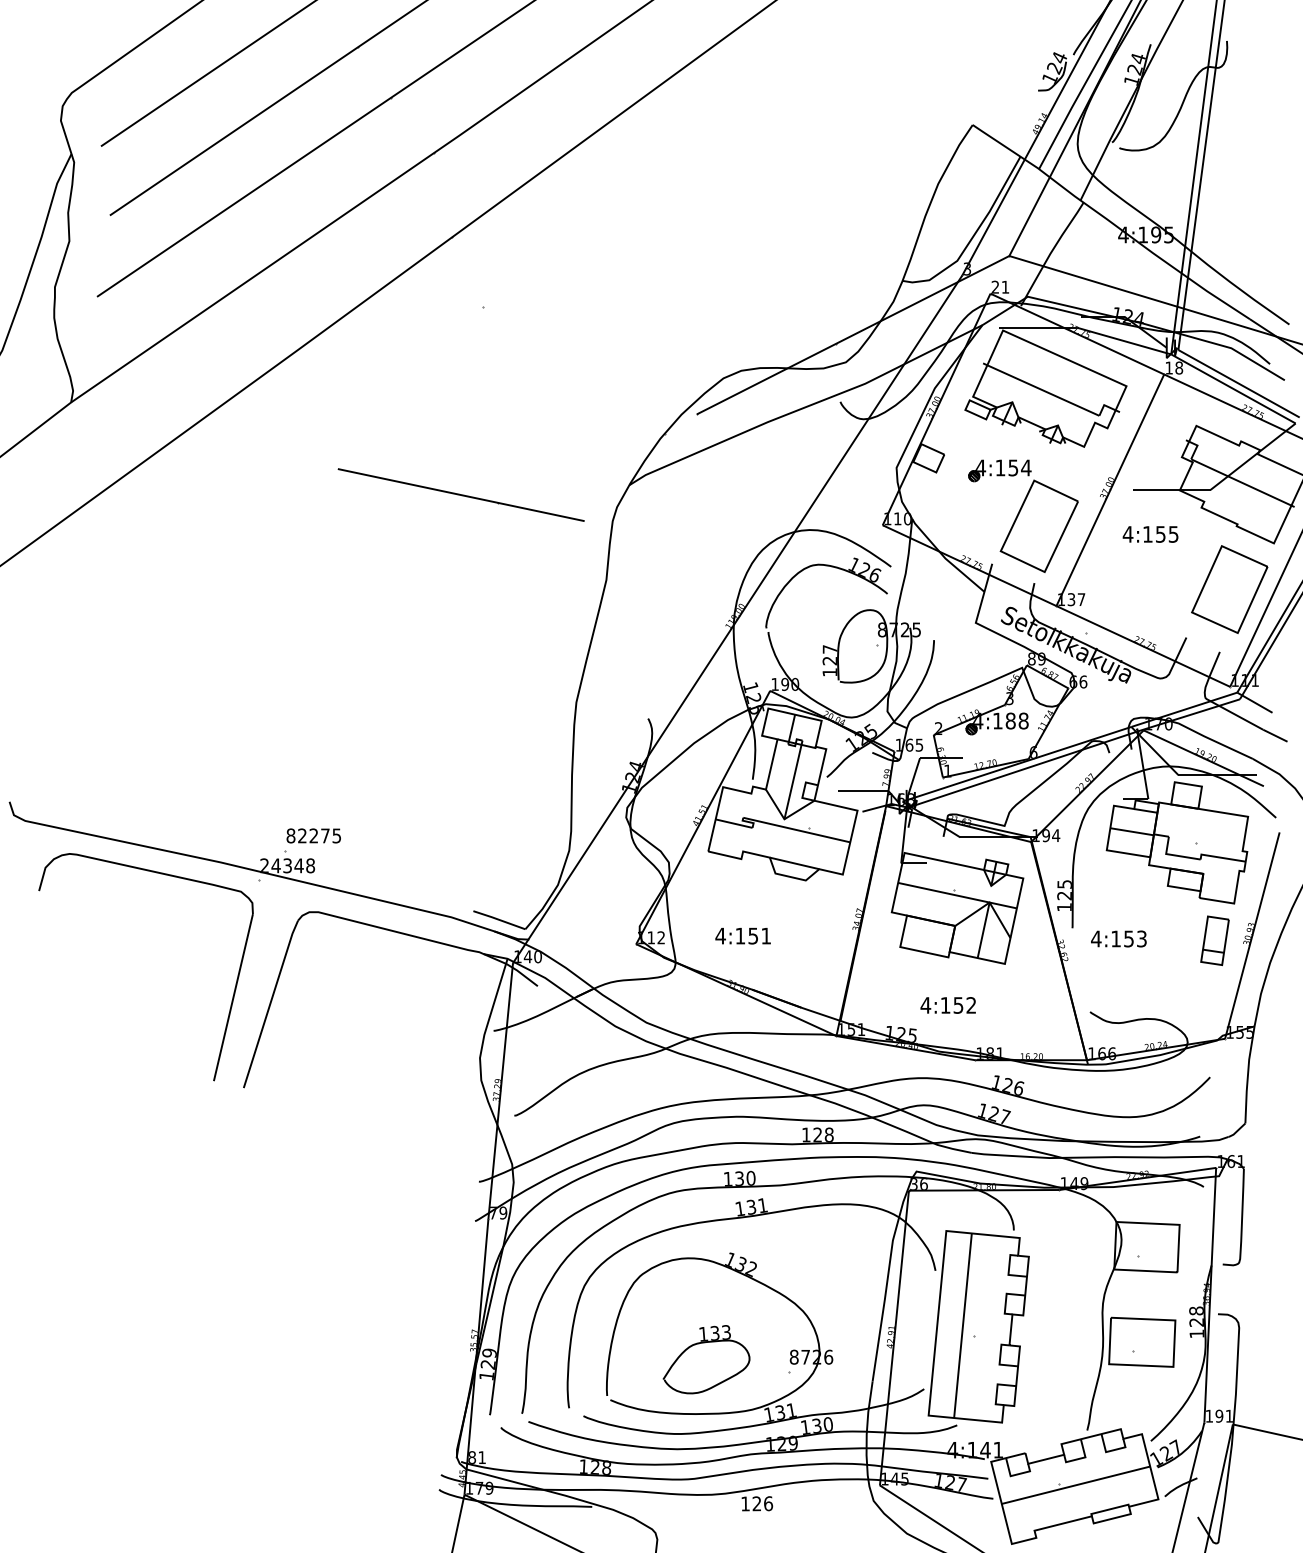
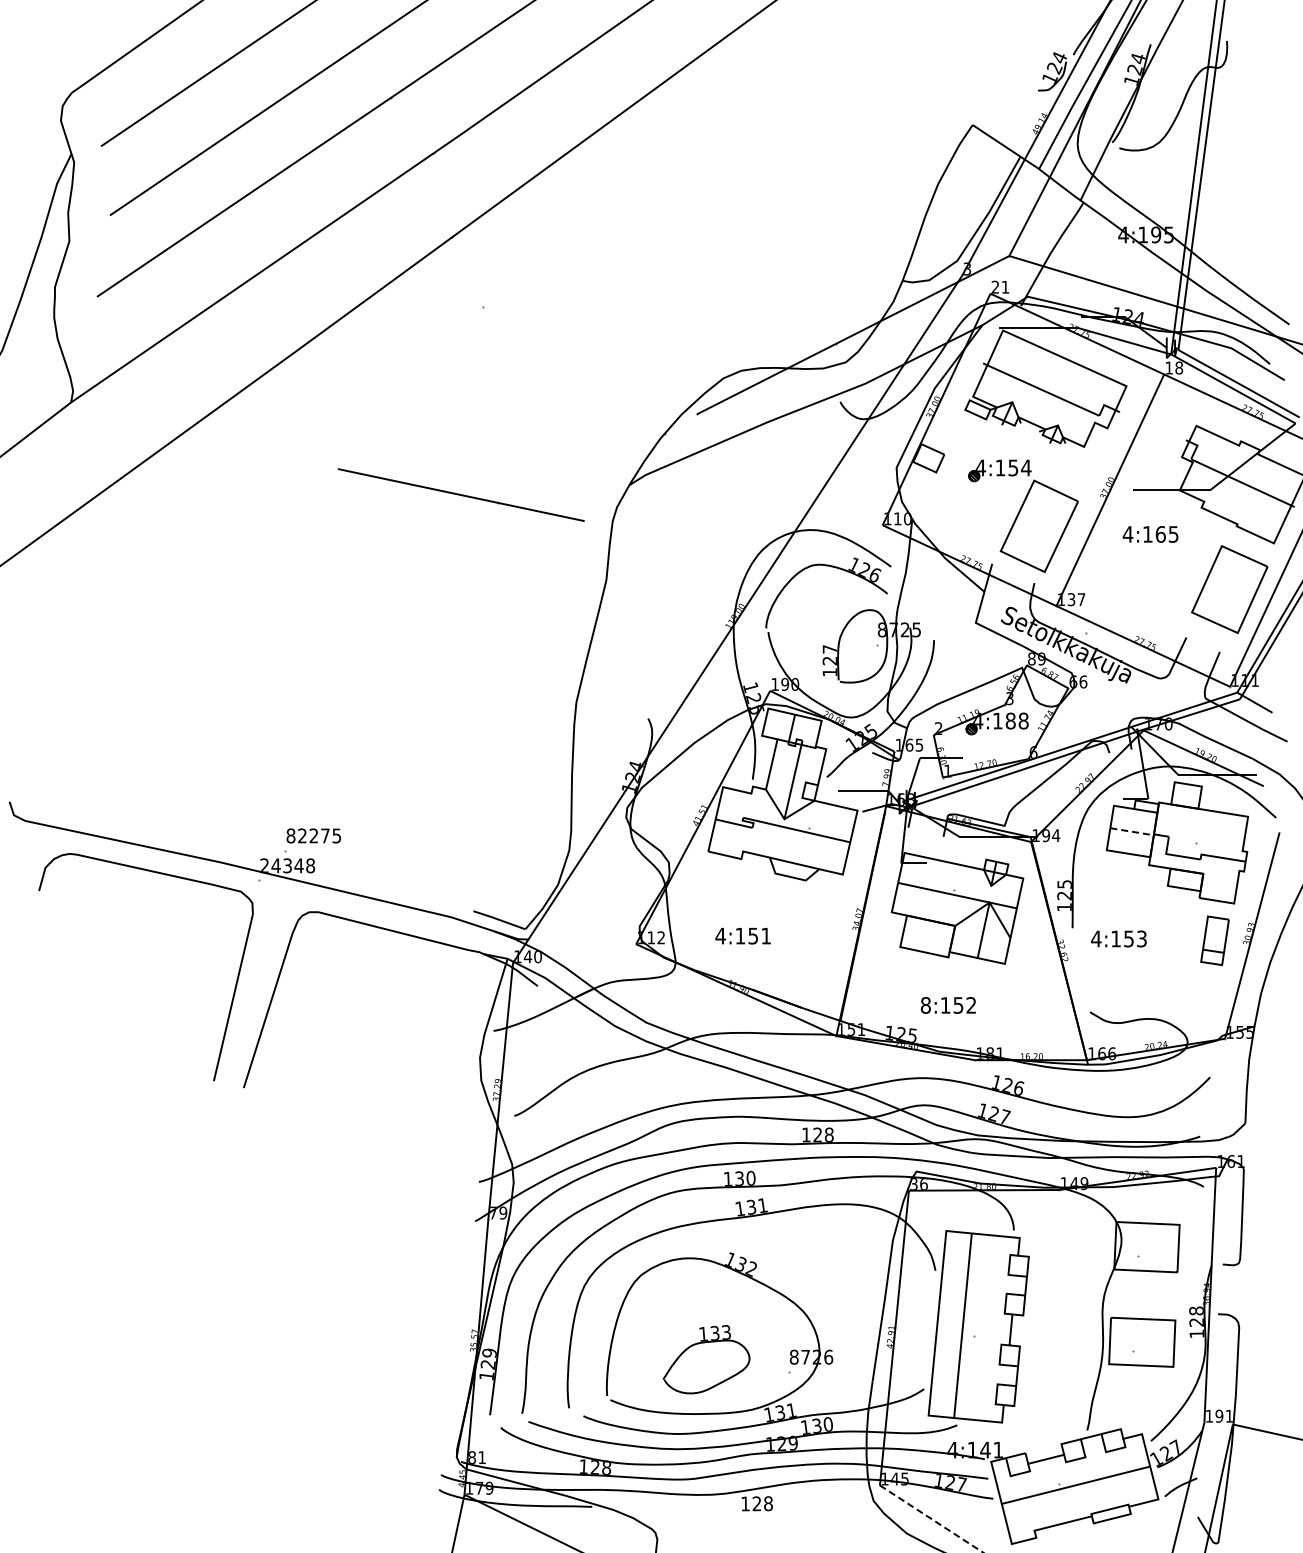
text: 4:155 -> 4:165 (1160, 534)
line: solid -> dashed (1132, 831)
text: 4:152 -> 8:152 (925, 1005)
text: 126 -> 128 (768, 1503)
line: solid -> dashed (931, 1519)
